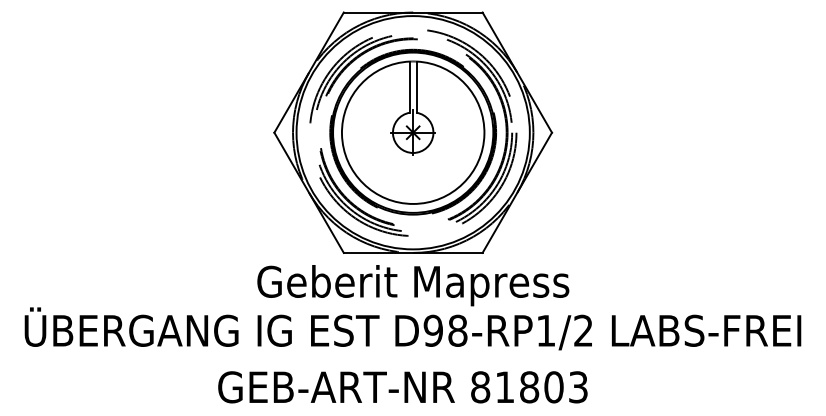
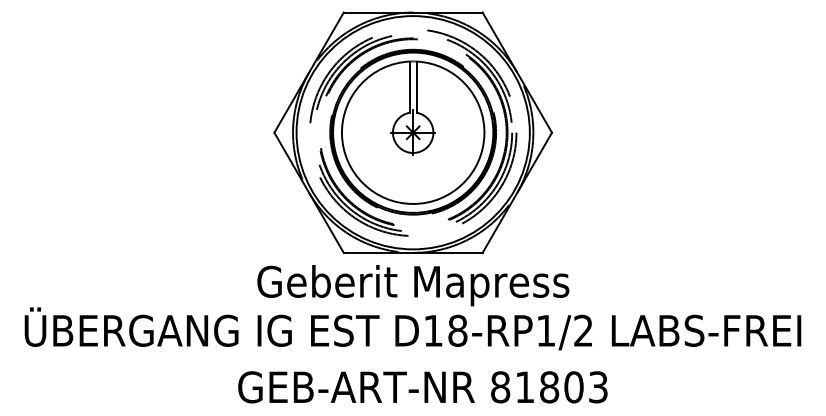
text: D98-RP1/2 -> D18-RP1/2 (432, 330)
text position: (402, 387) -> (422, 387) (422, 387)
